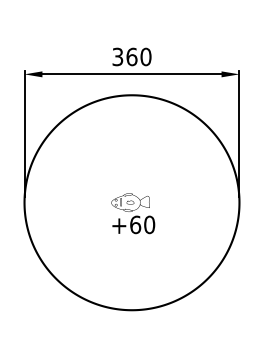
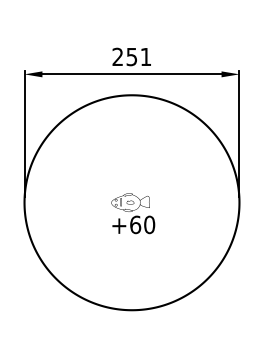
text: 360 -> 251 (131, 56)
